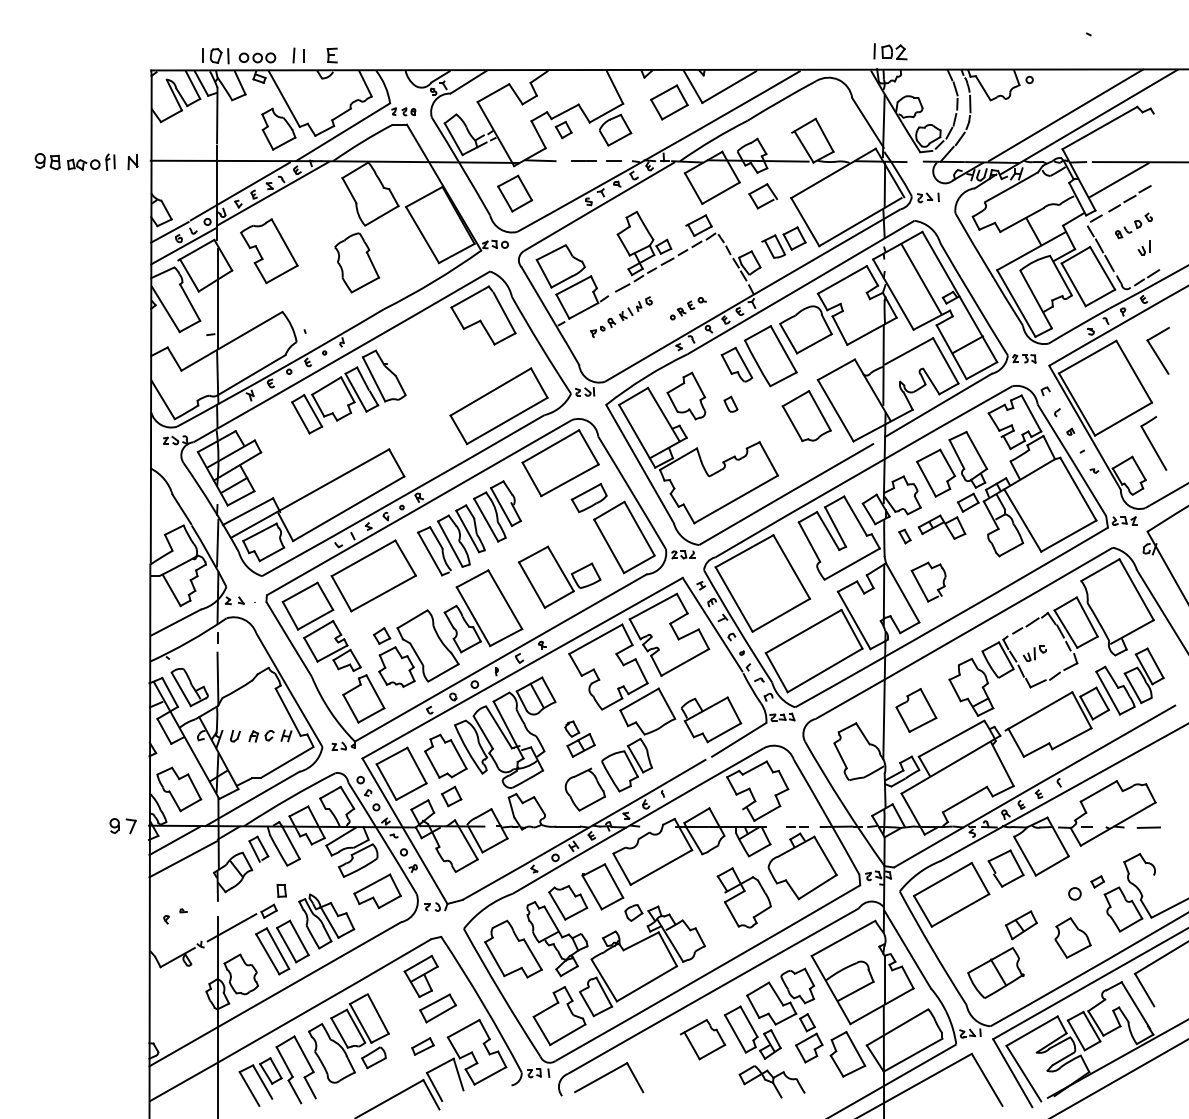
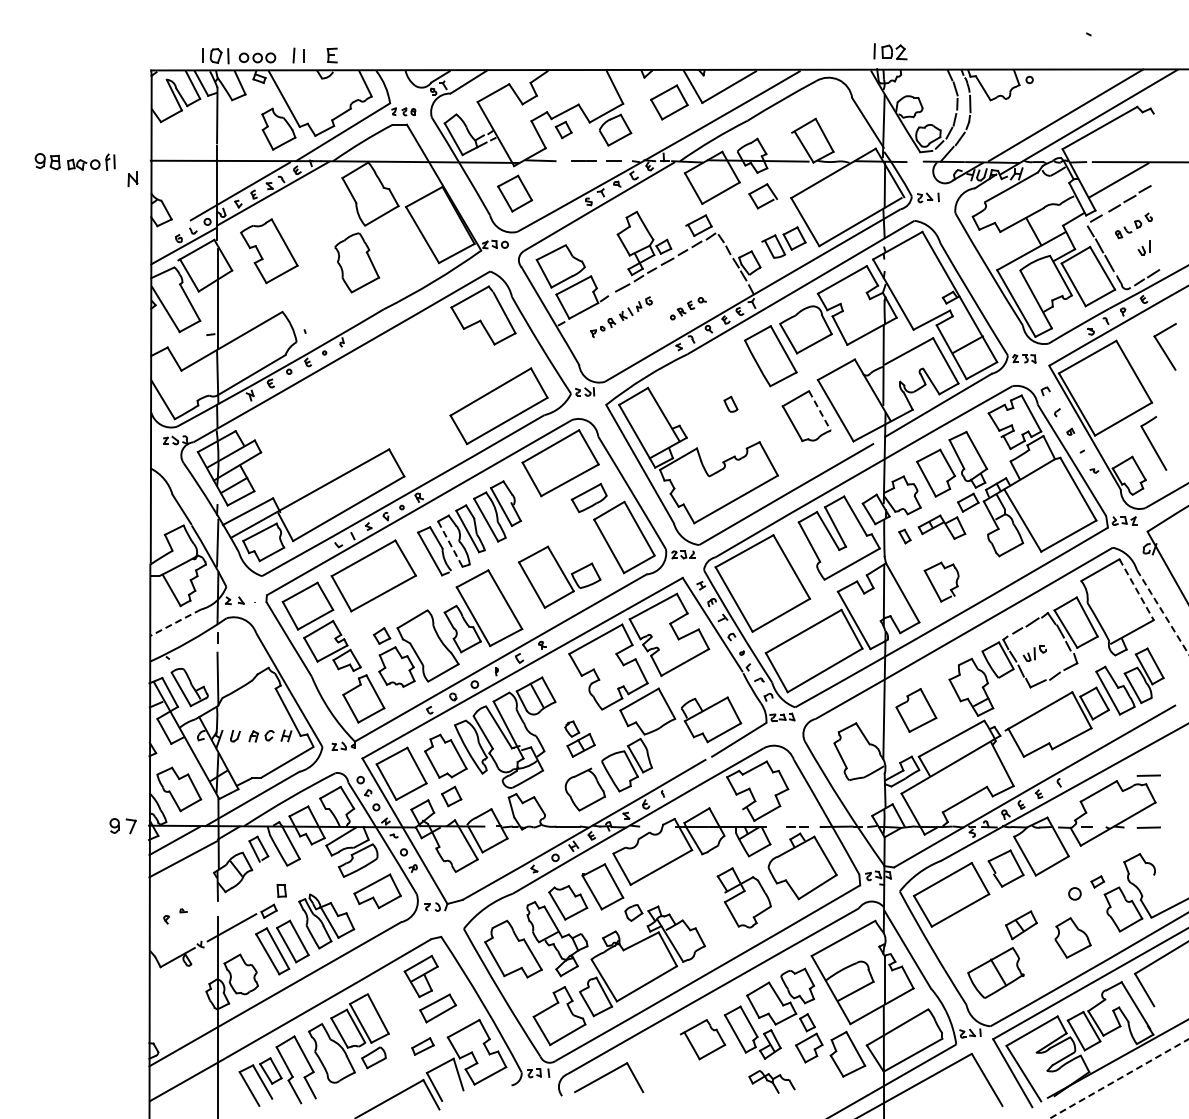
part position: (132, 162) -> (132, 179) (132, 179)
line: present -> none (169, 232)
line: present -> none (921, 278)
part position: (1157, 350) -> (1164, 346) (1164, 346)
part: present -> none (736, 364)
part: present -> none (348, 391)
part: present -> none (686, 395)
line: solid -> dashed (819, 410)
line: solid -> dashed (450, 544)
part position: (928, 581) -> (941, 581) (941, 581)
line: solid -> dashed (1136, 589)
line: solid -> dashed (1163, 612)
line: solid -> dashed (175, 622)
line: none -> present (1148, 775)
line: solid -> dashed (1119, 1078)
part size: 68x34 px -> 48x24 px (771, 1081)
